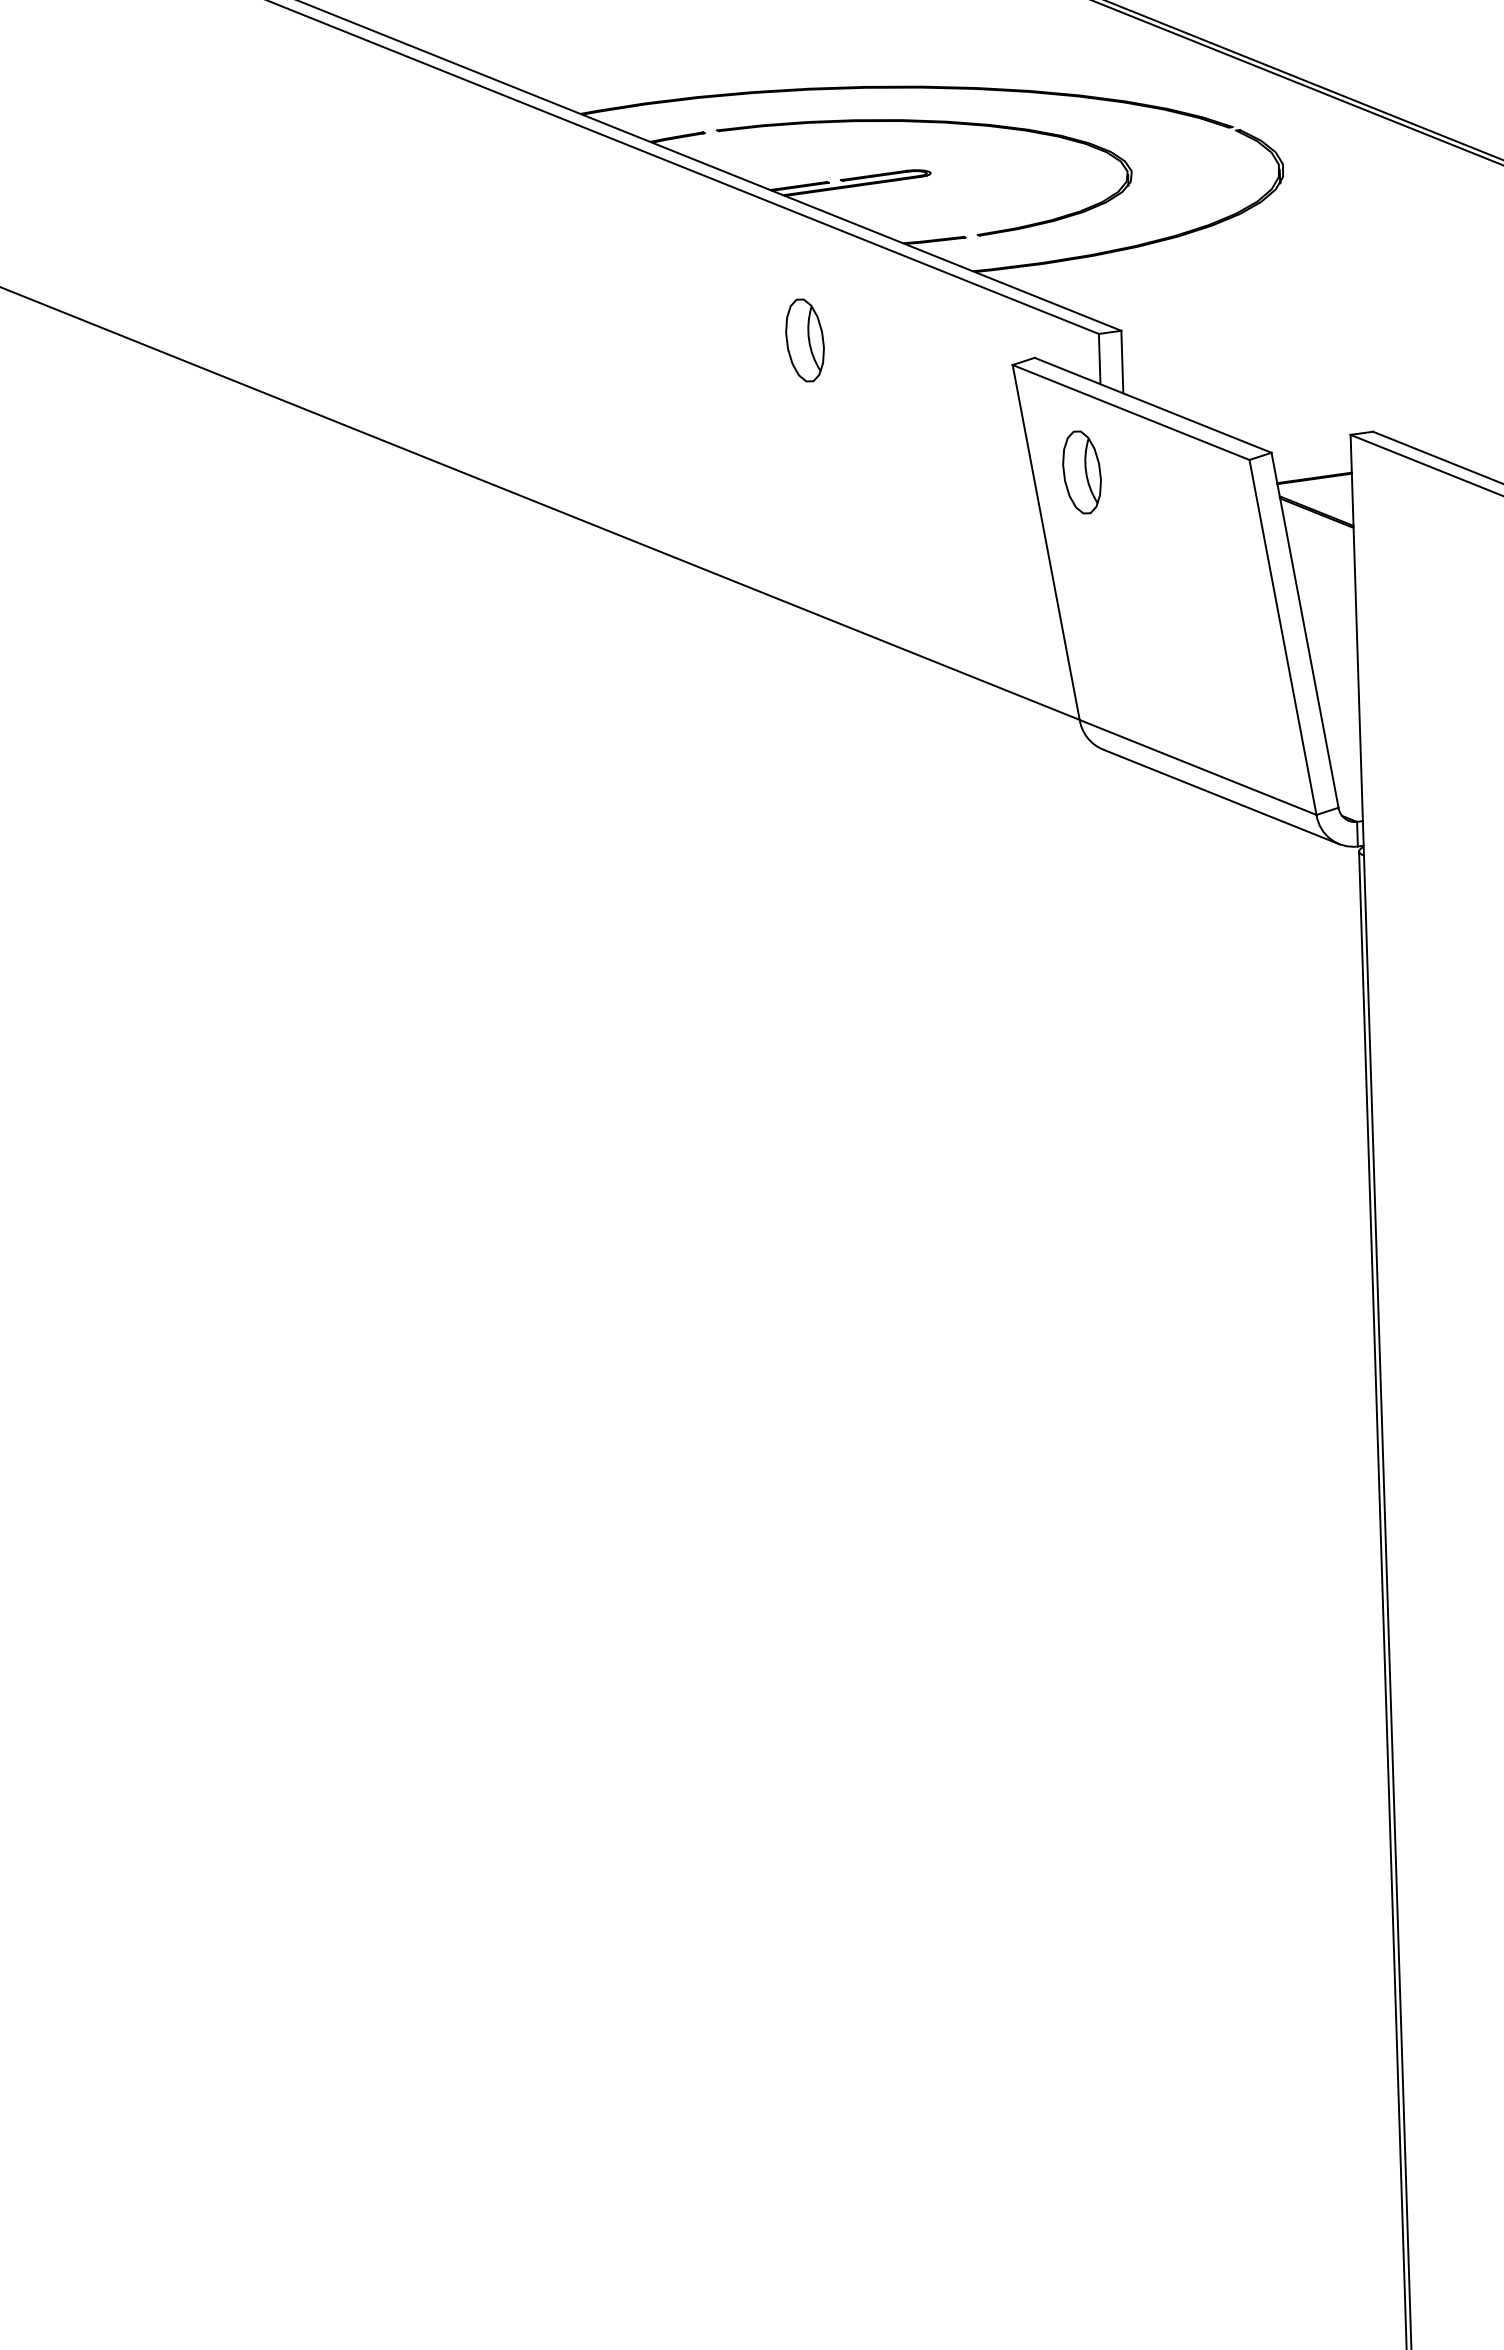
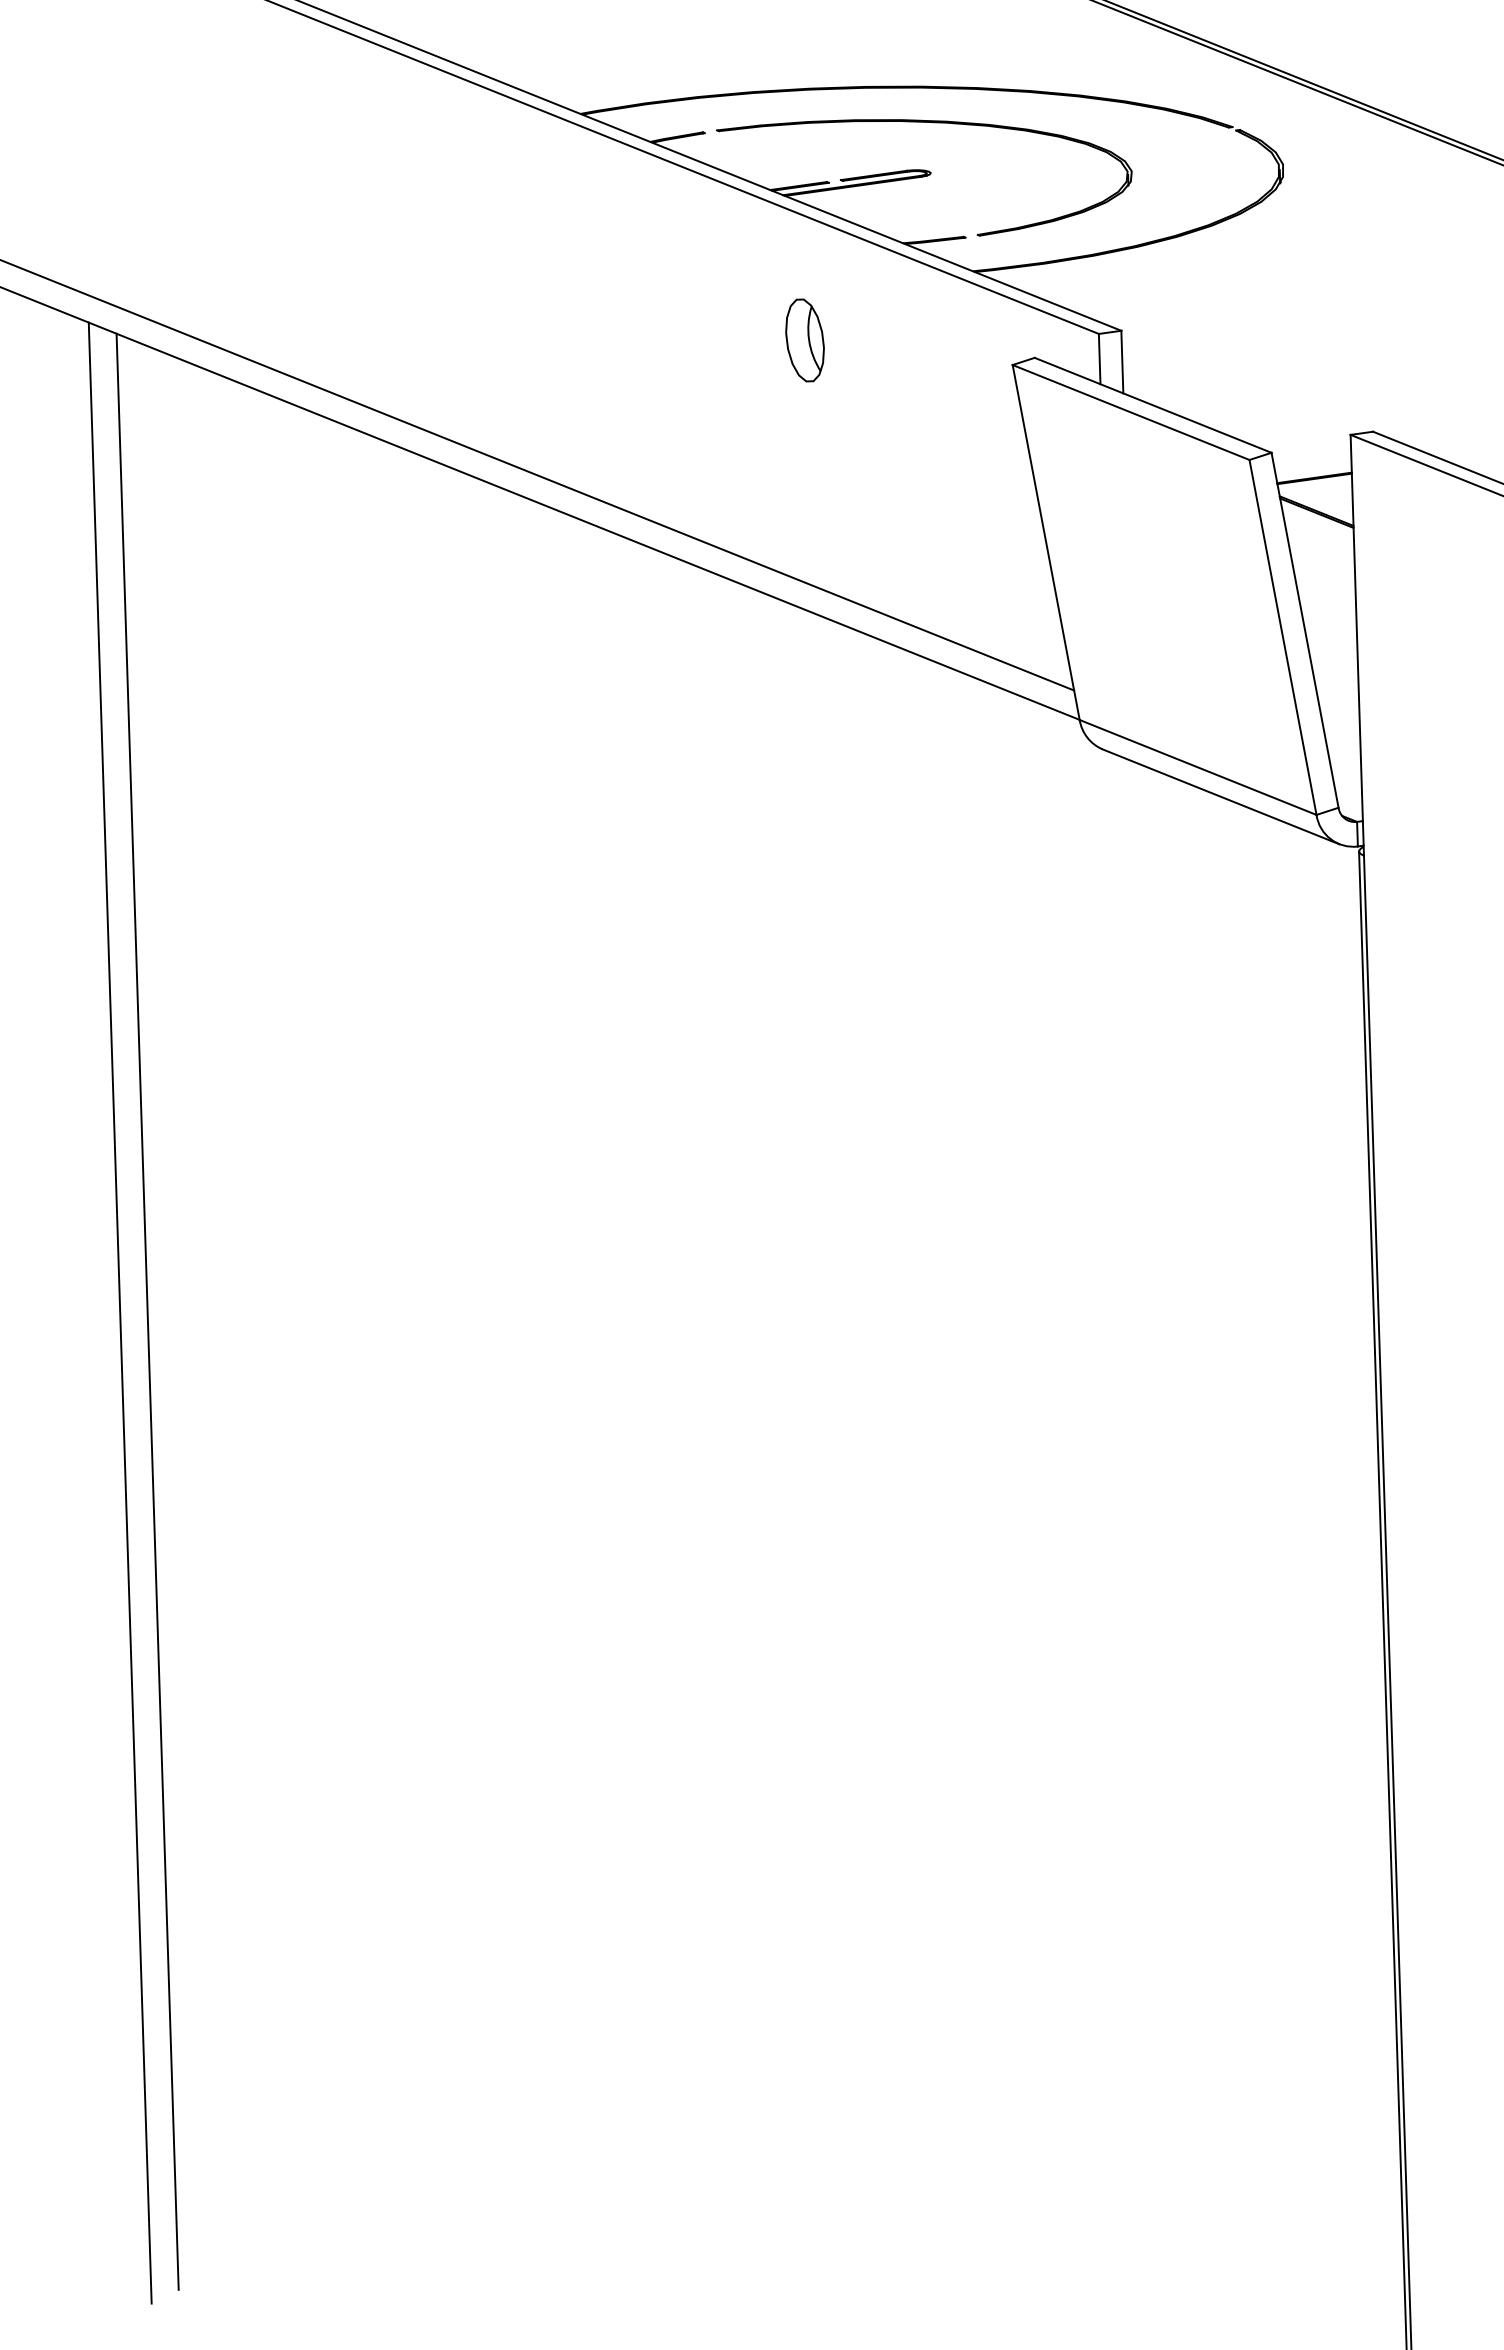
part: present -> none (1081, 472)
line: none -> present (538, 475)
line: none -> present (147, 1311)
line: none -> present (119, 1312)
